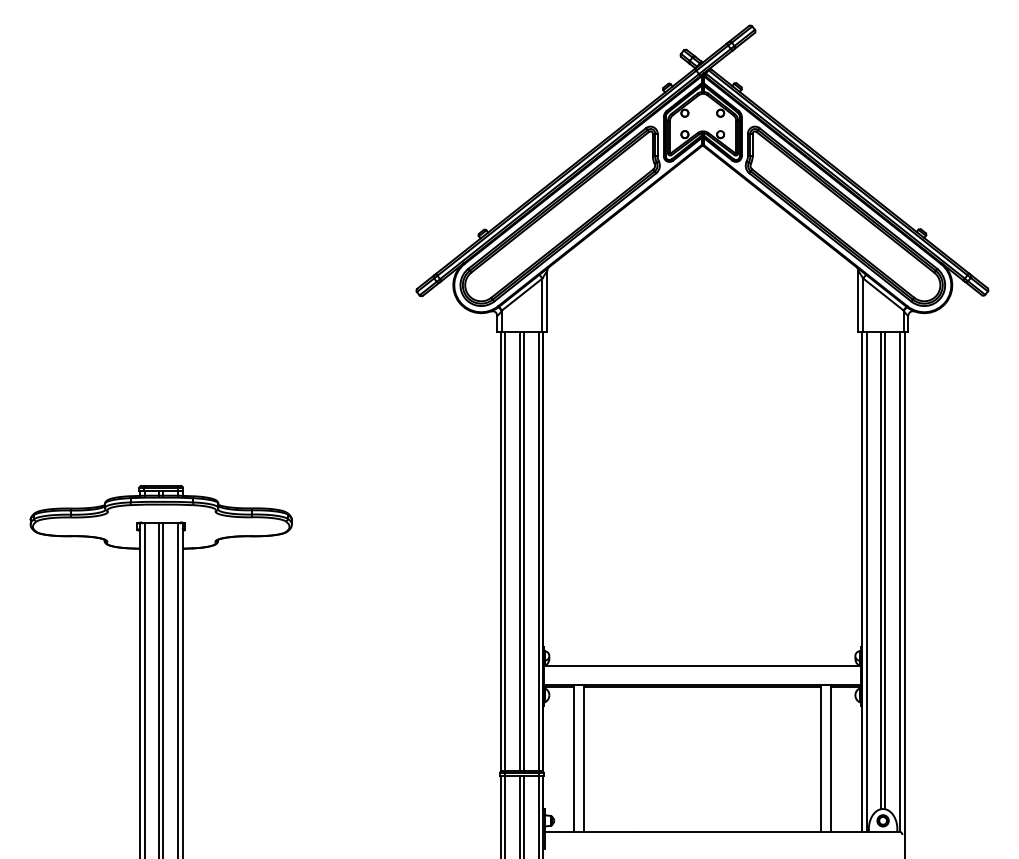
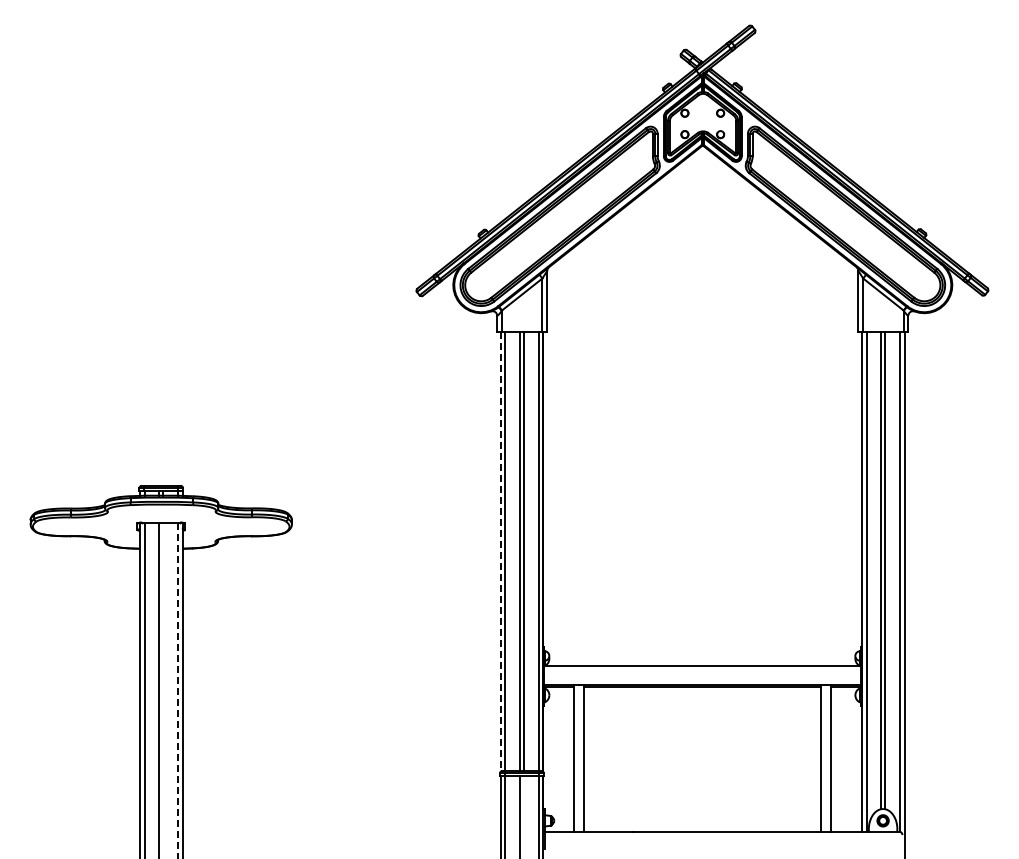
line: solid -> dashed (500, 552)
line: present -> none (163, 688)
line: solid -> dashed (177, 691)
line: present -> none (523, 815)
